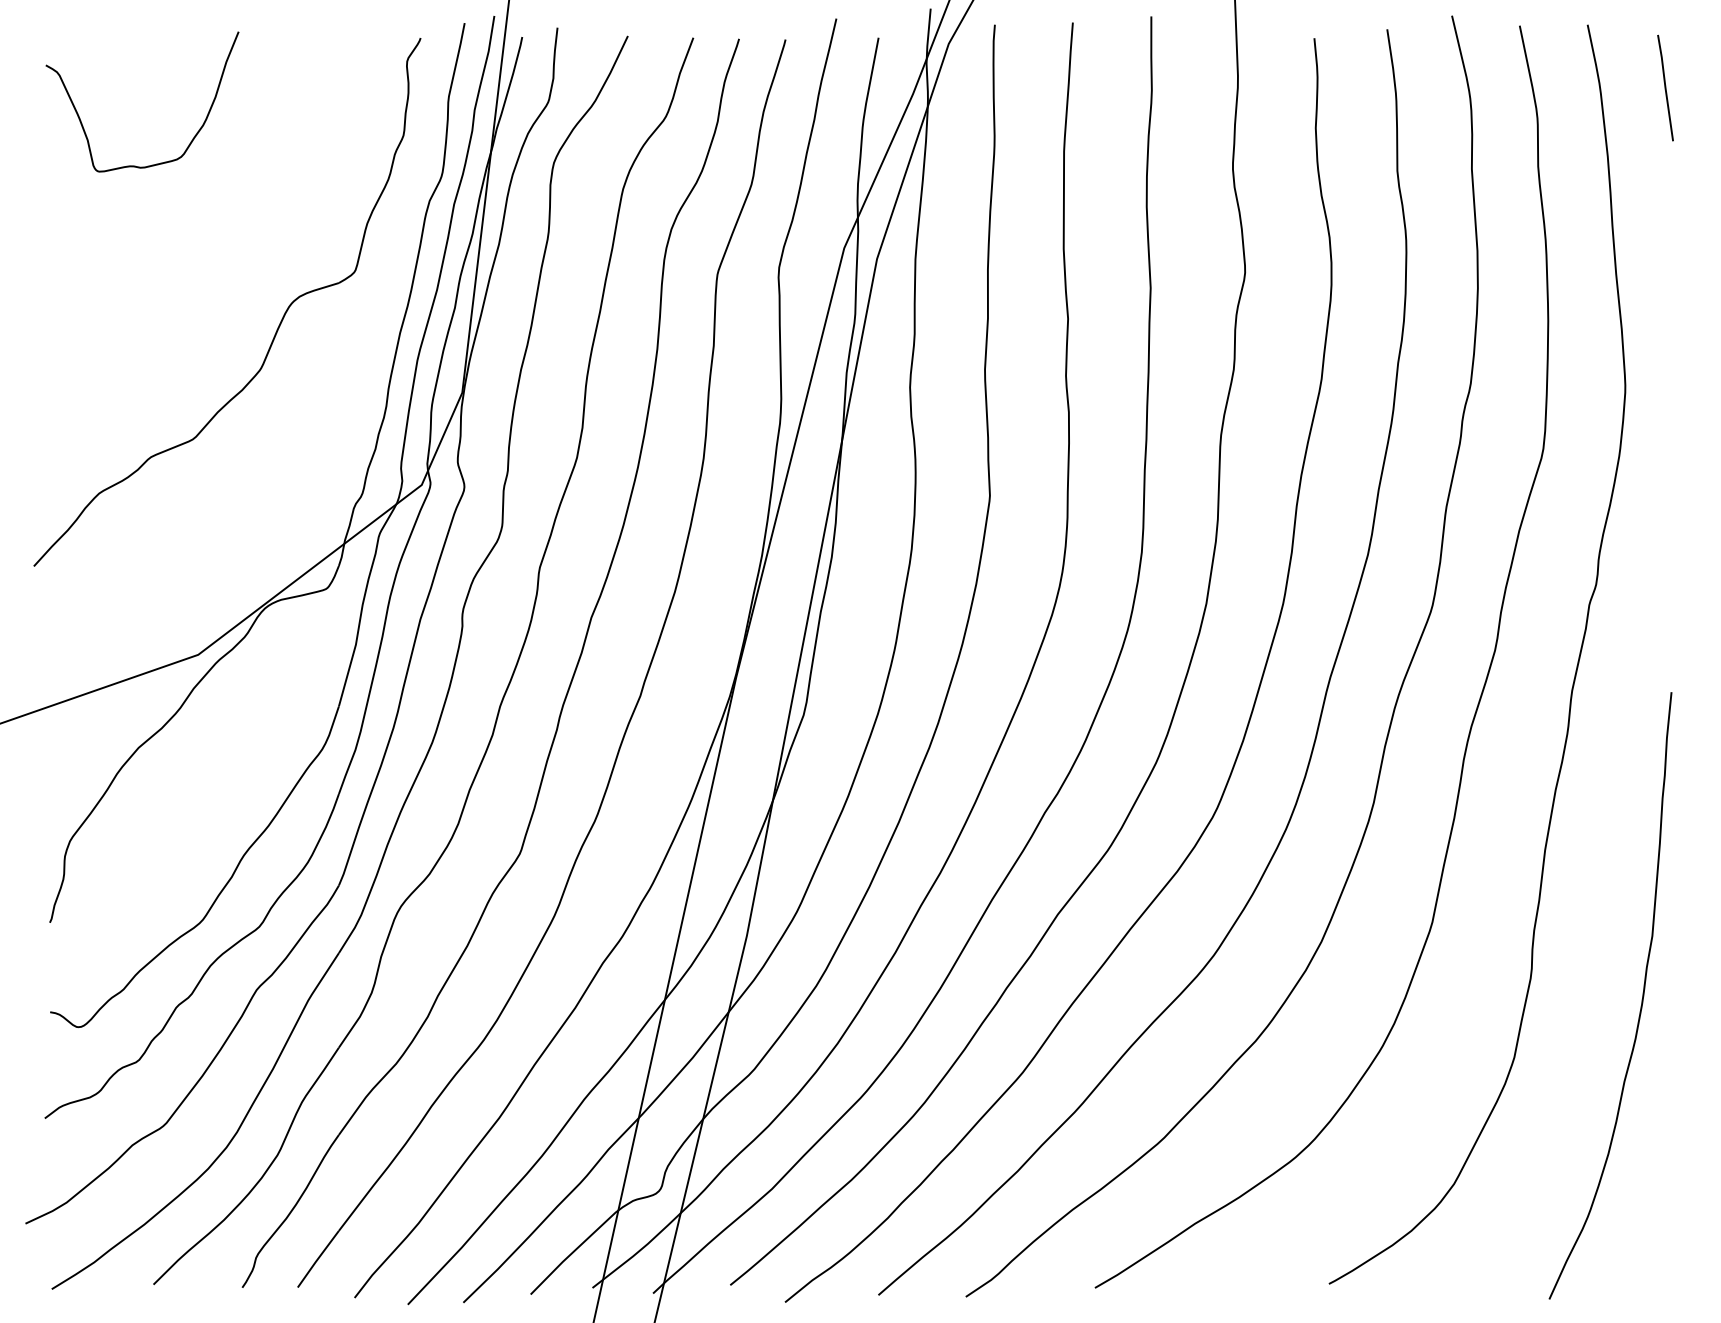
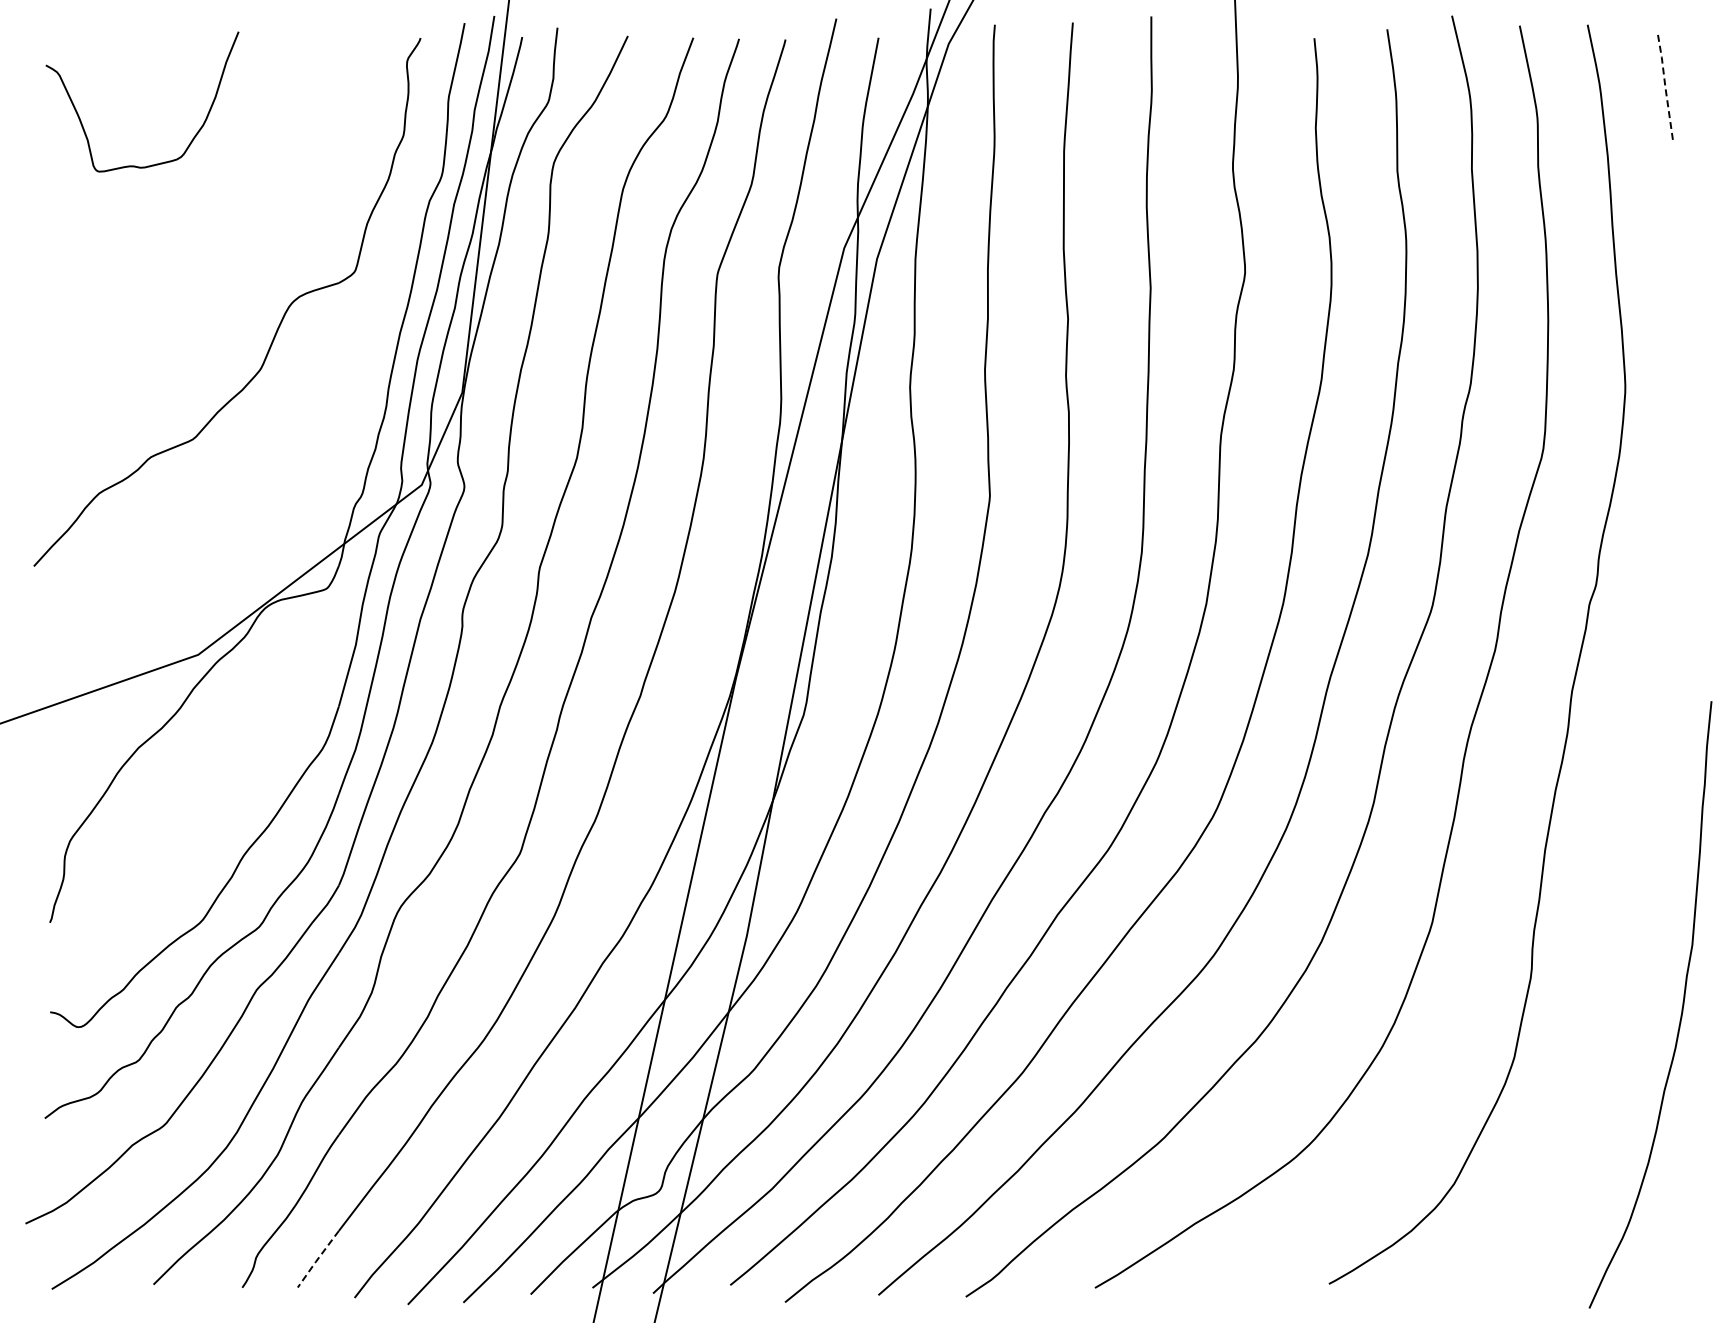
line: solid -> dashed (1665, 87)
curve position: (1641, 999) -> (1681, 1008) (1681, 1008)
line: solid -> dashed (317, 1259)
